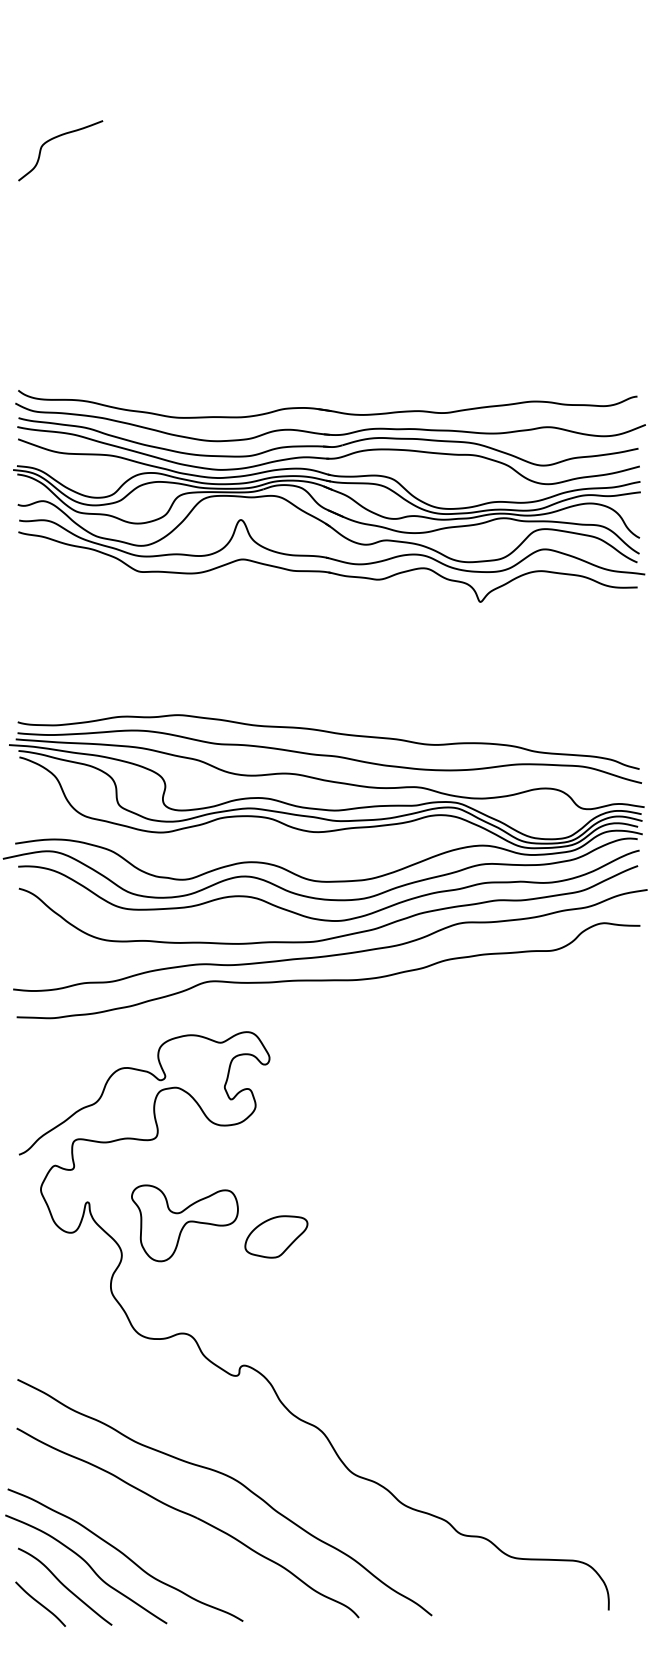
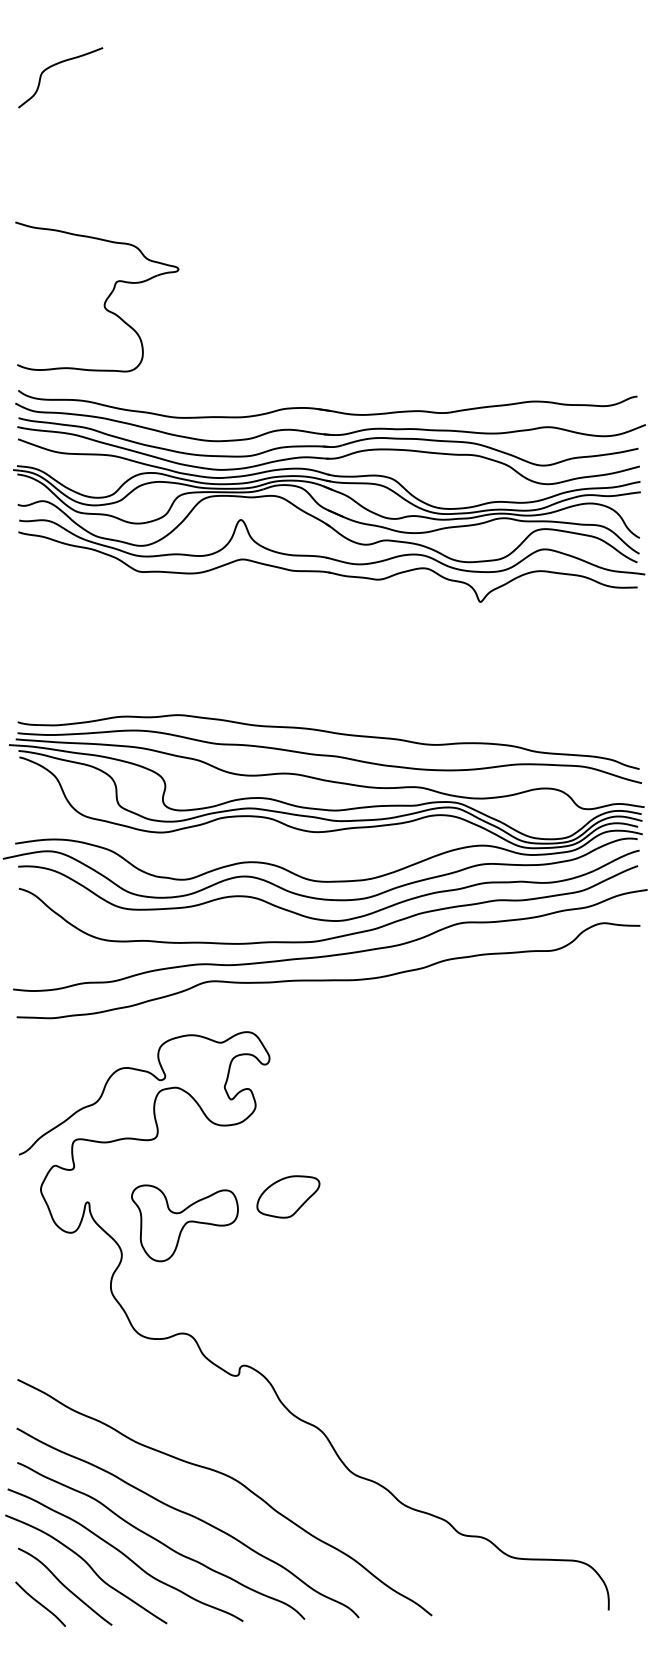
curve position: (55, 138) -> (55, 65) (55, 65)
part: none -> present (105, 299)
part position: (276, 1236) -> (288, 1196) (288, 1196)
curve: none -> present (161, 1541)
